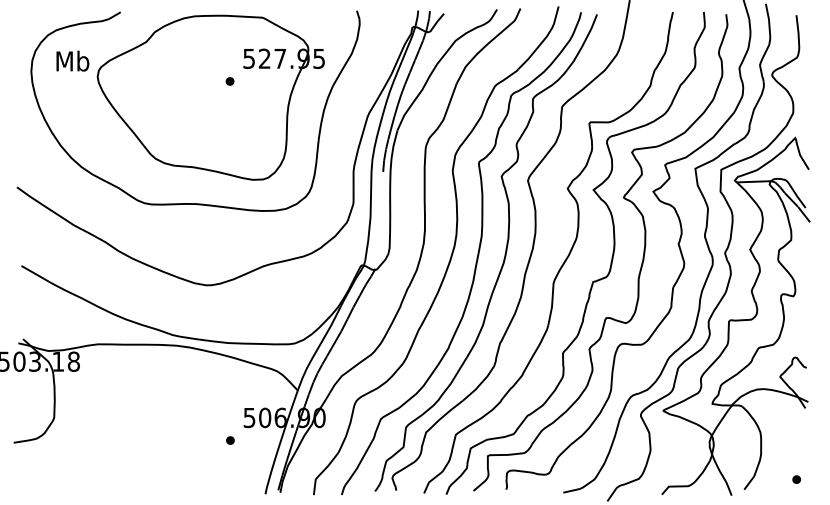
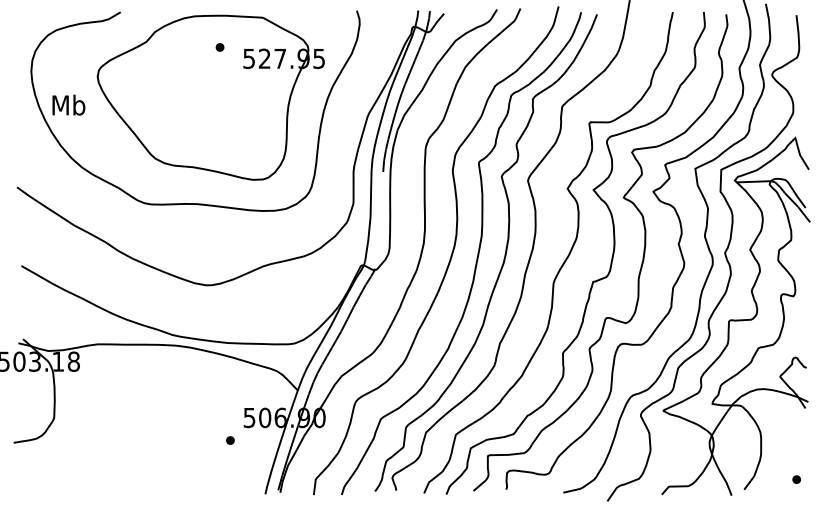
text position: (72, 60) -> (68, 104) (68, 104)
part position: (229, 81) -> (219, 47) (219, 47)
